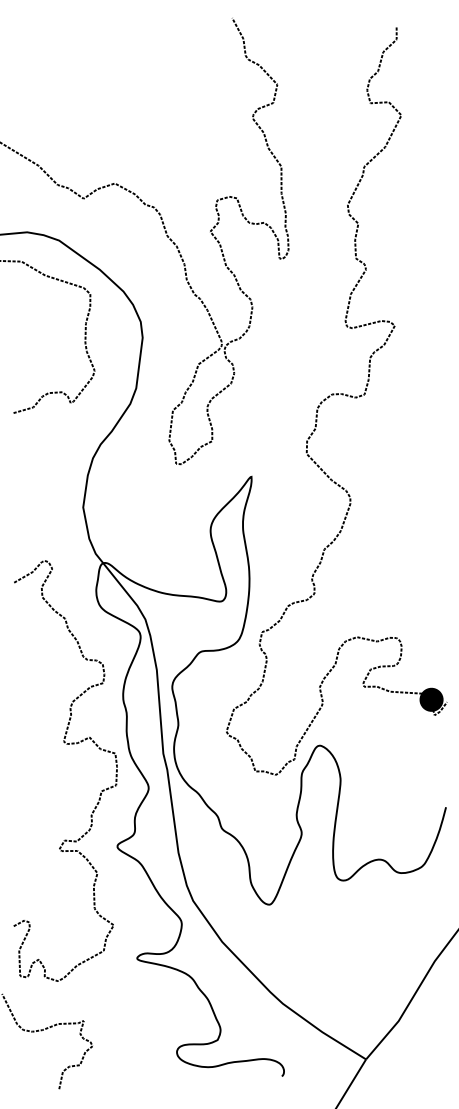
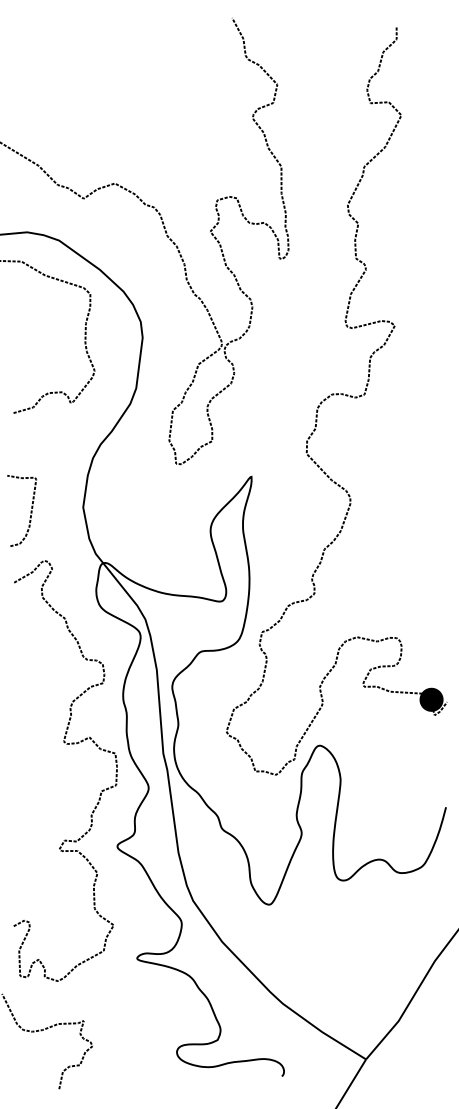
curve: none -> present (30, 511)
